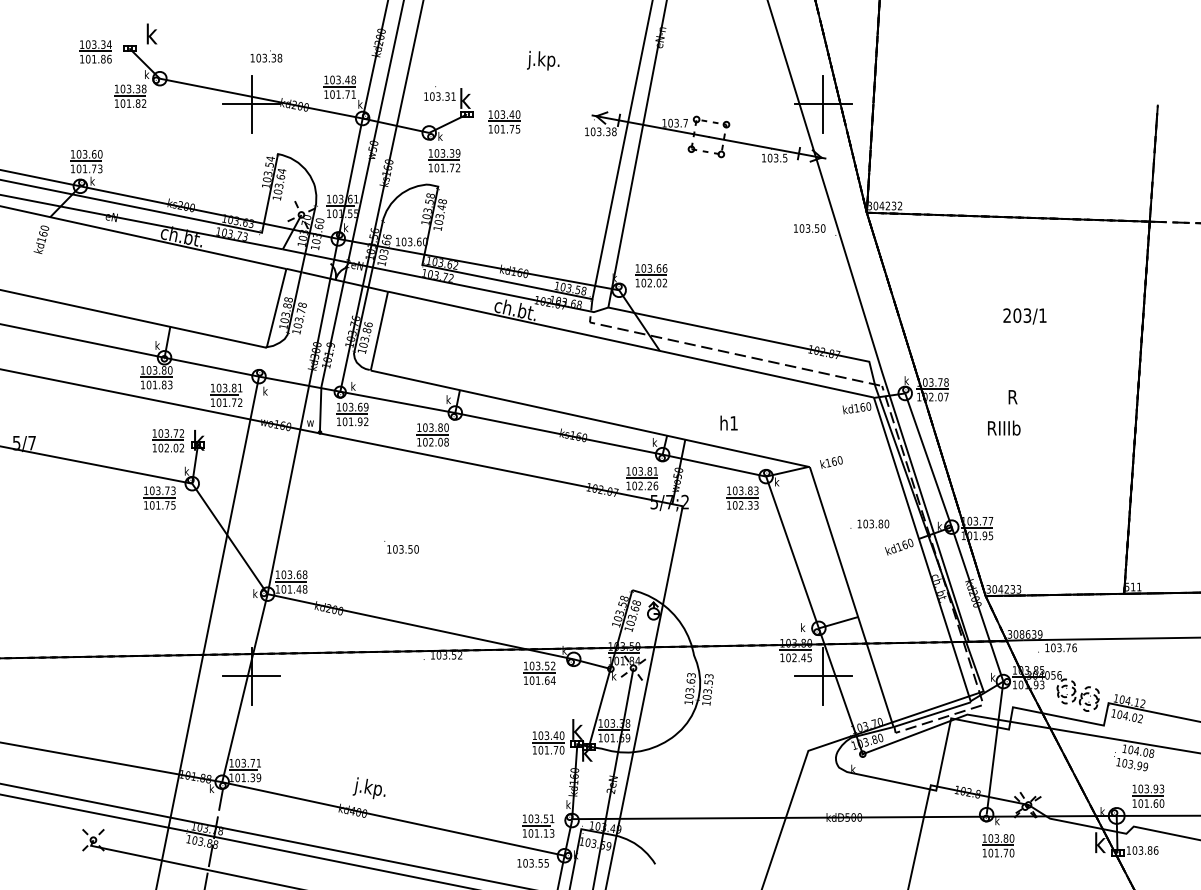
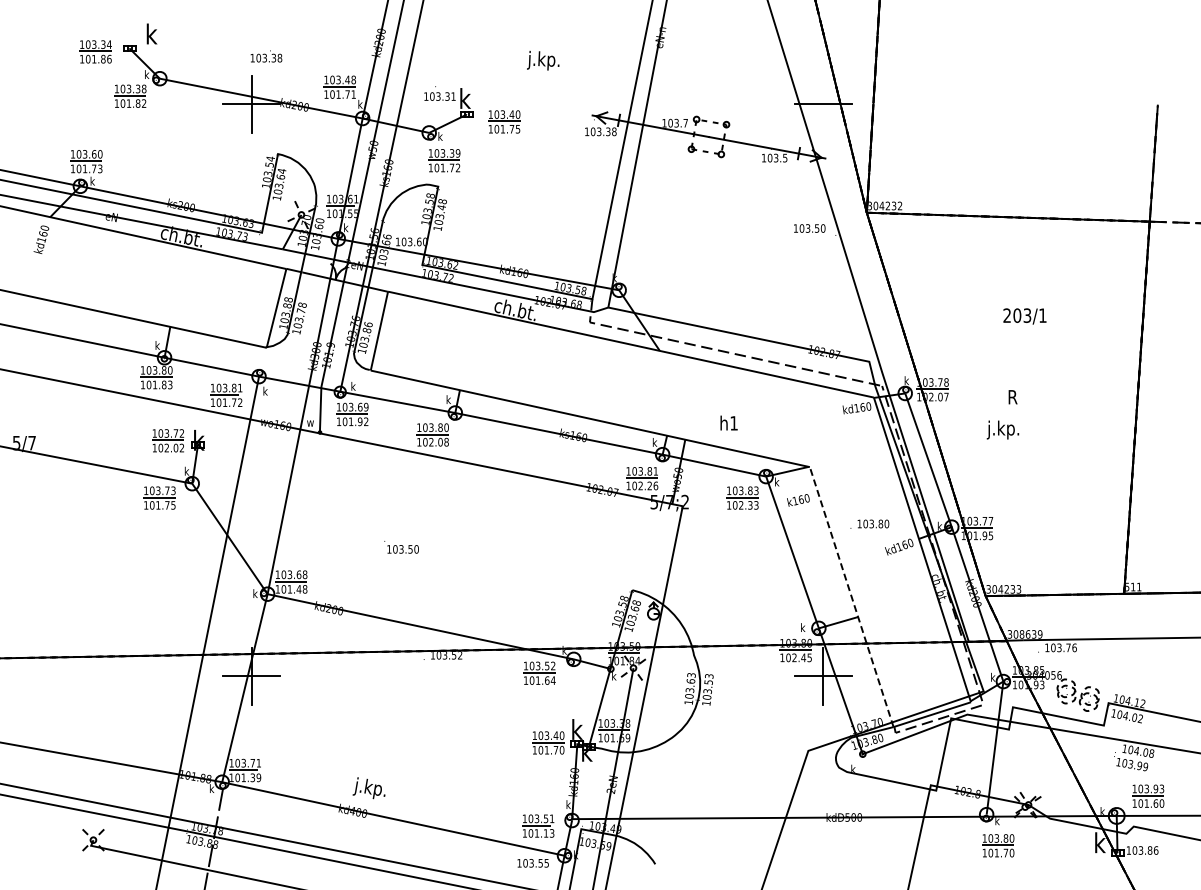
line: present -> none (823, 103)
part: present -> none (651, 275)
text: RIIIb -> j.kp. (1003, 429)
text position: (831, 462) -> (798, 500) (798, 500)
line: solid -> dashed (851, 597)
